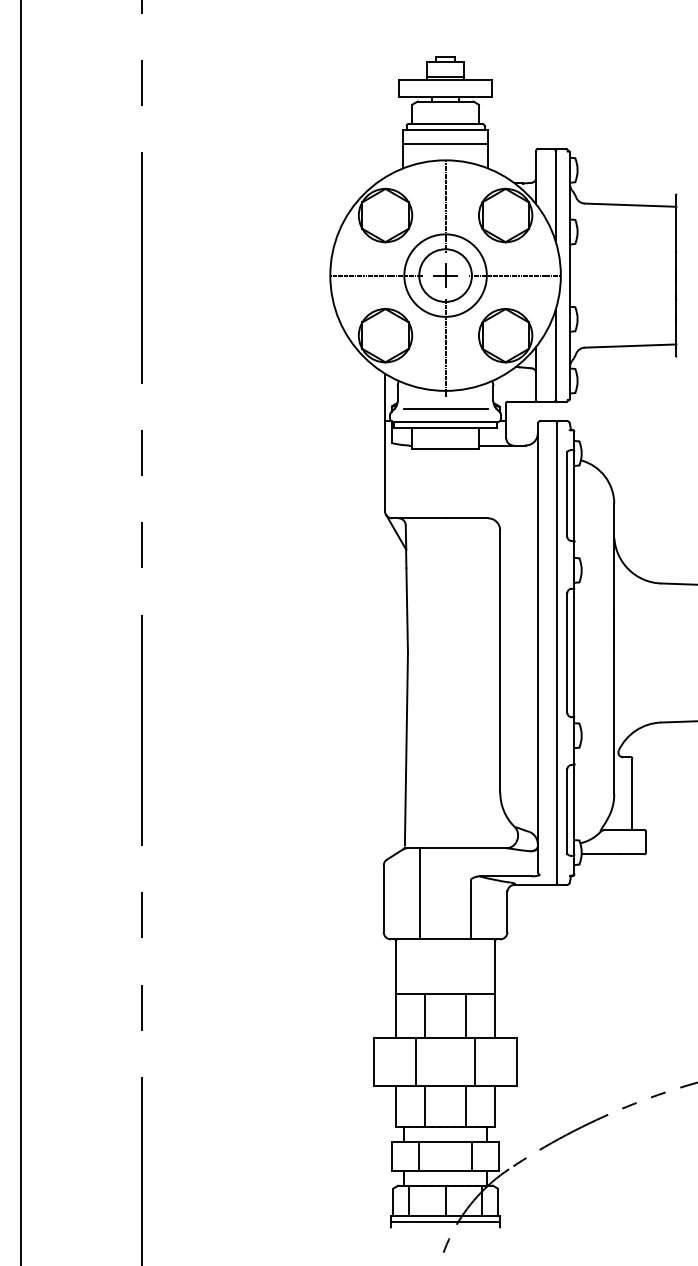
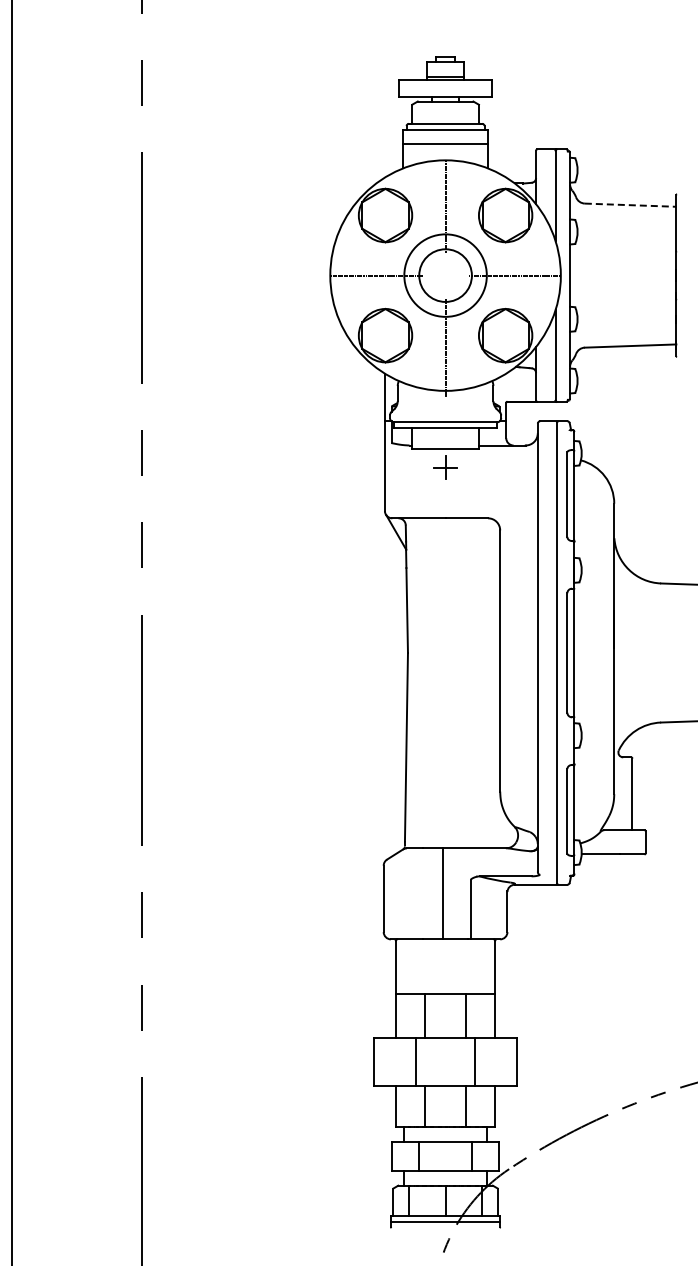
line: solid -> dashed (630, 205)
part position: (445, 275) -> (445, 467) (445, 467)
line: present -> none (445, 409)
line position: (20, 632) -> (11, 632) (11, 632)
line position: (420, 893) -> (443, 893) (443, 893)
